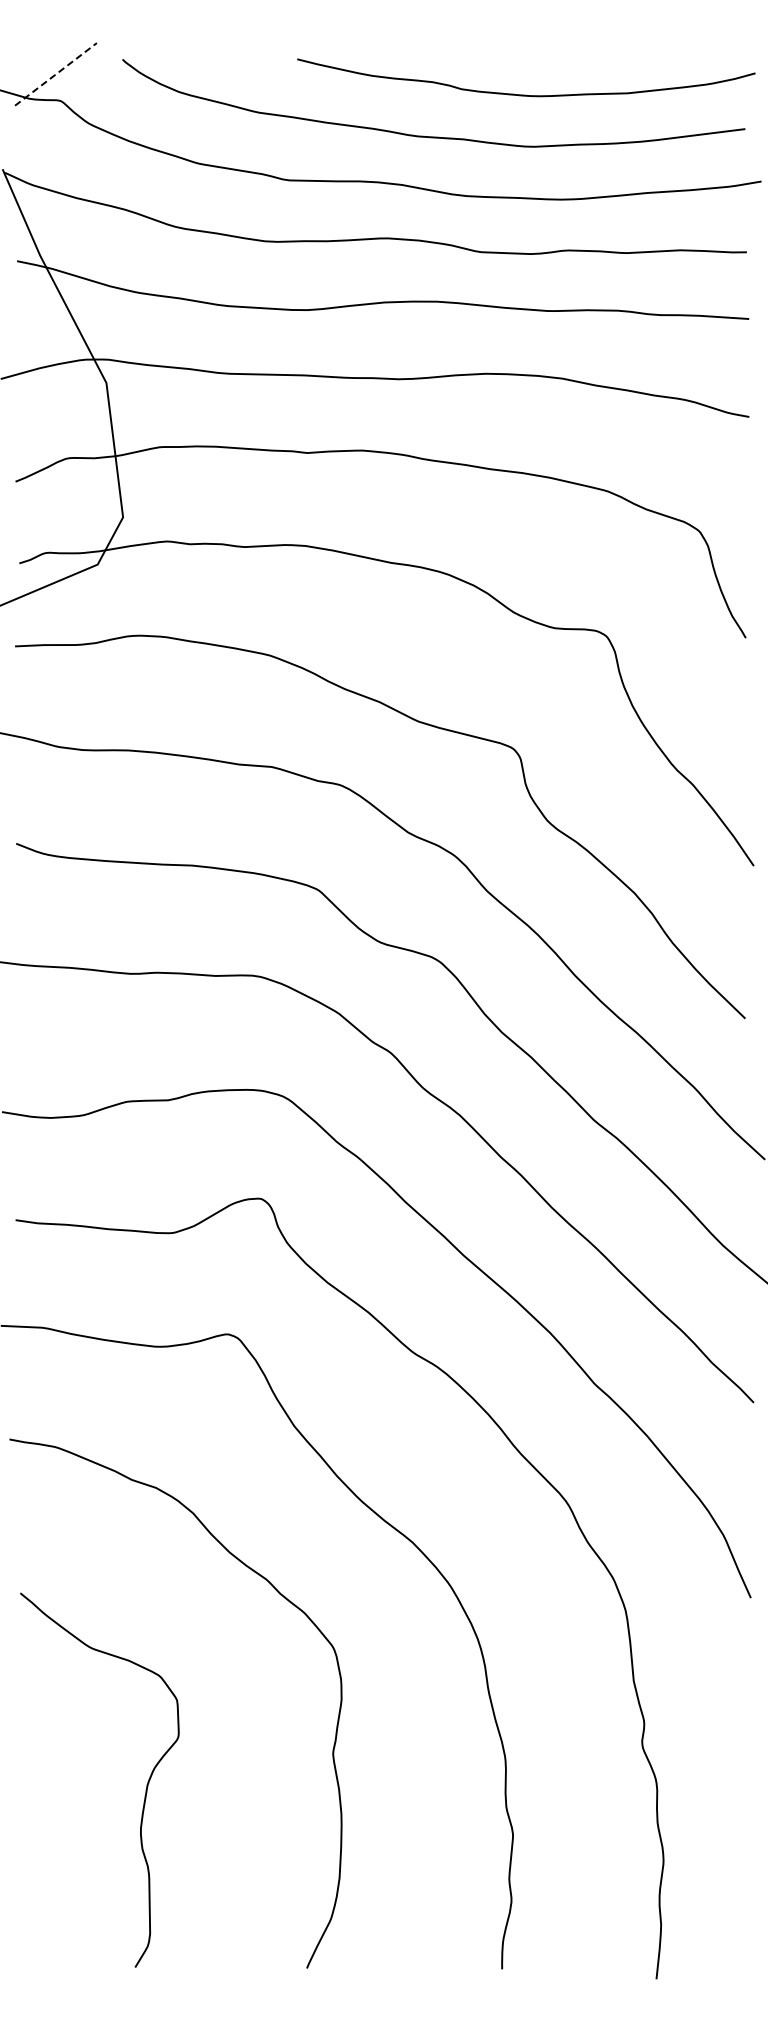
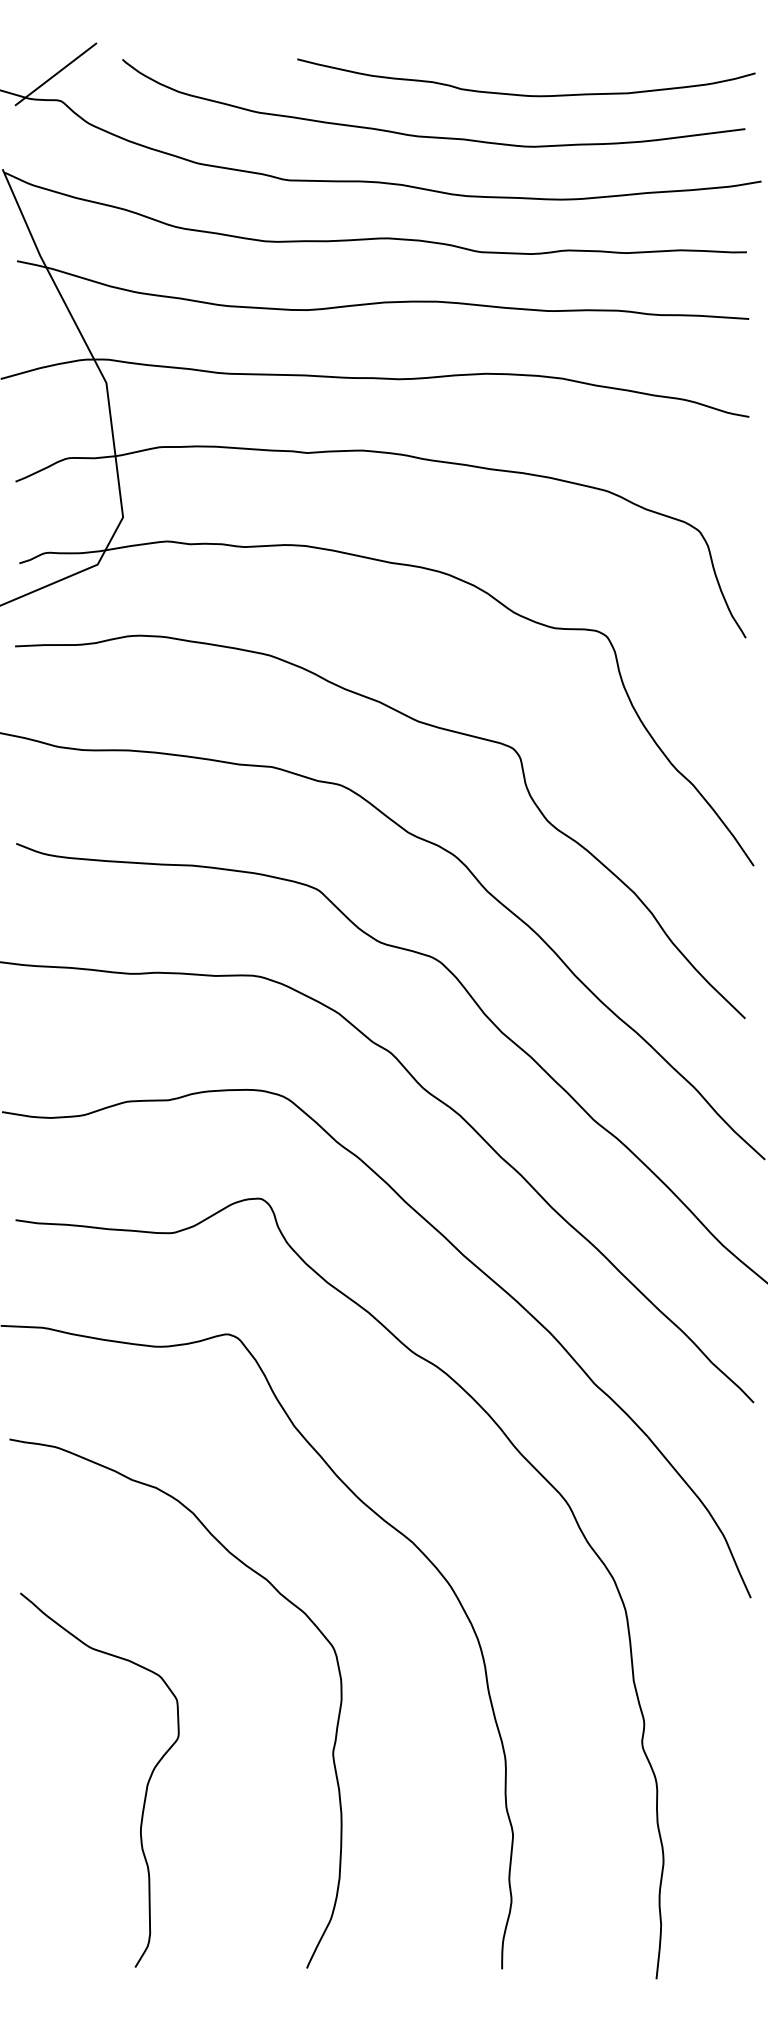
line: dashed -> solid (55, 74)
